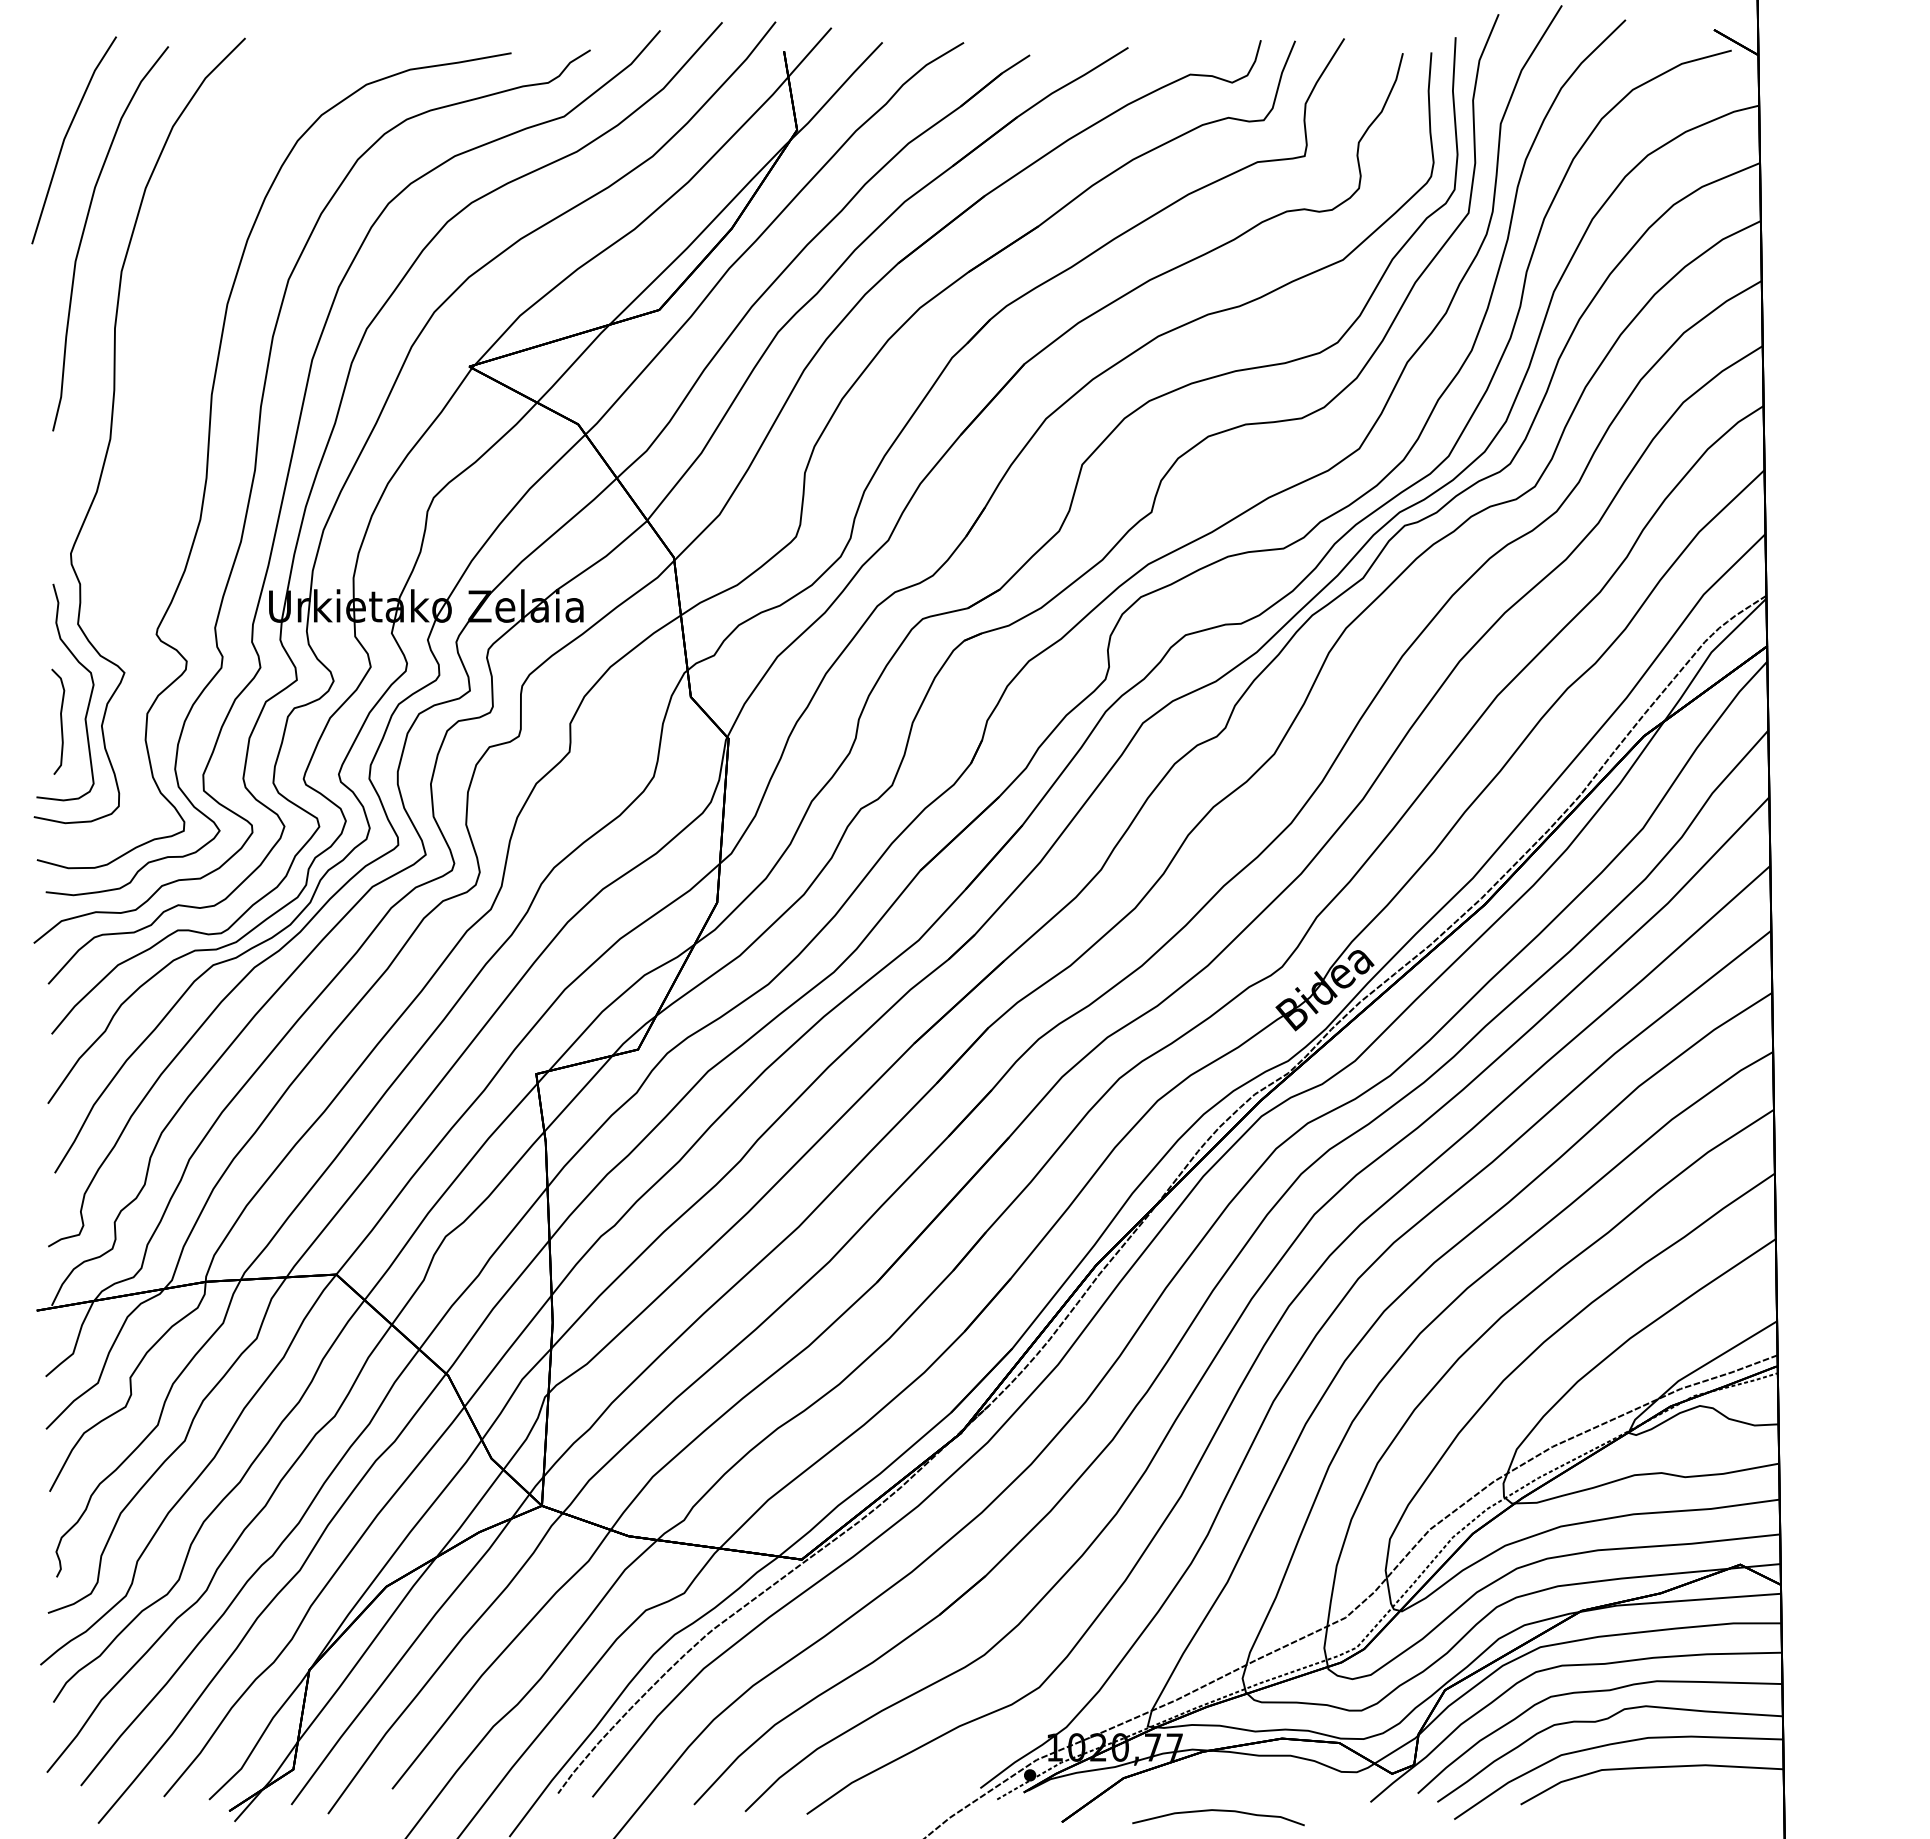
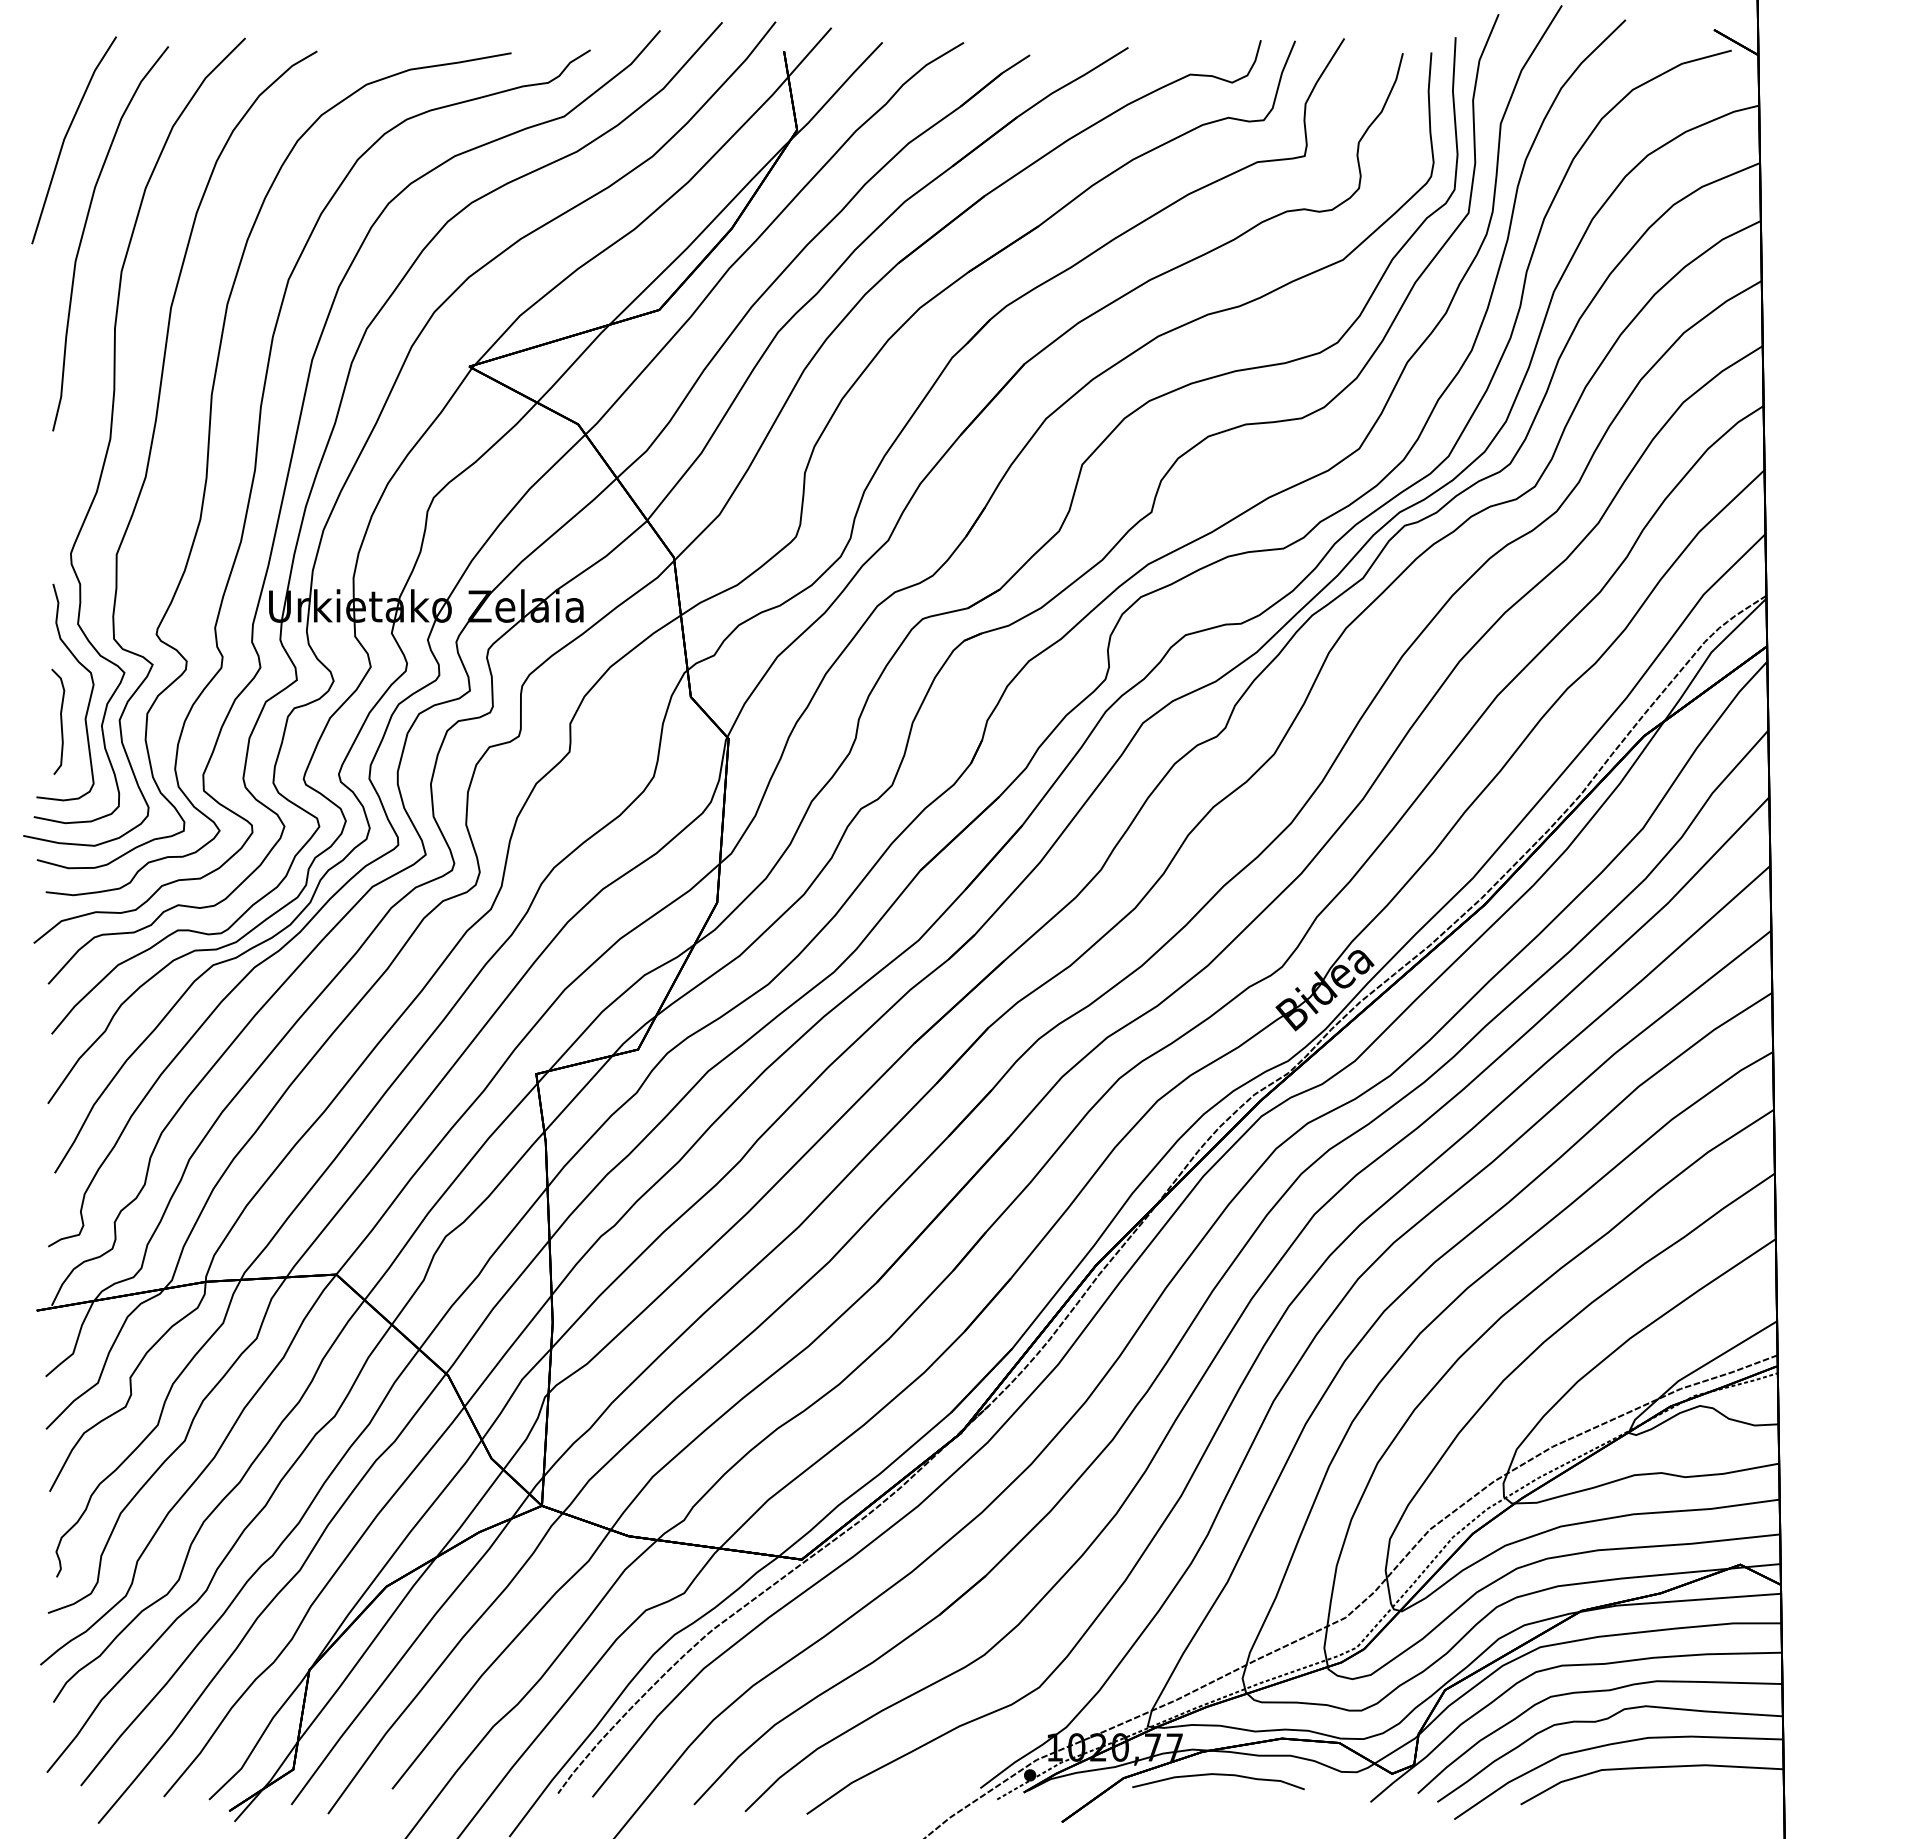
curve: none -> present (152, 446)
curve position: (1218, 1811) -> (1218, 1775) (1218, 1775)
